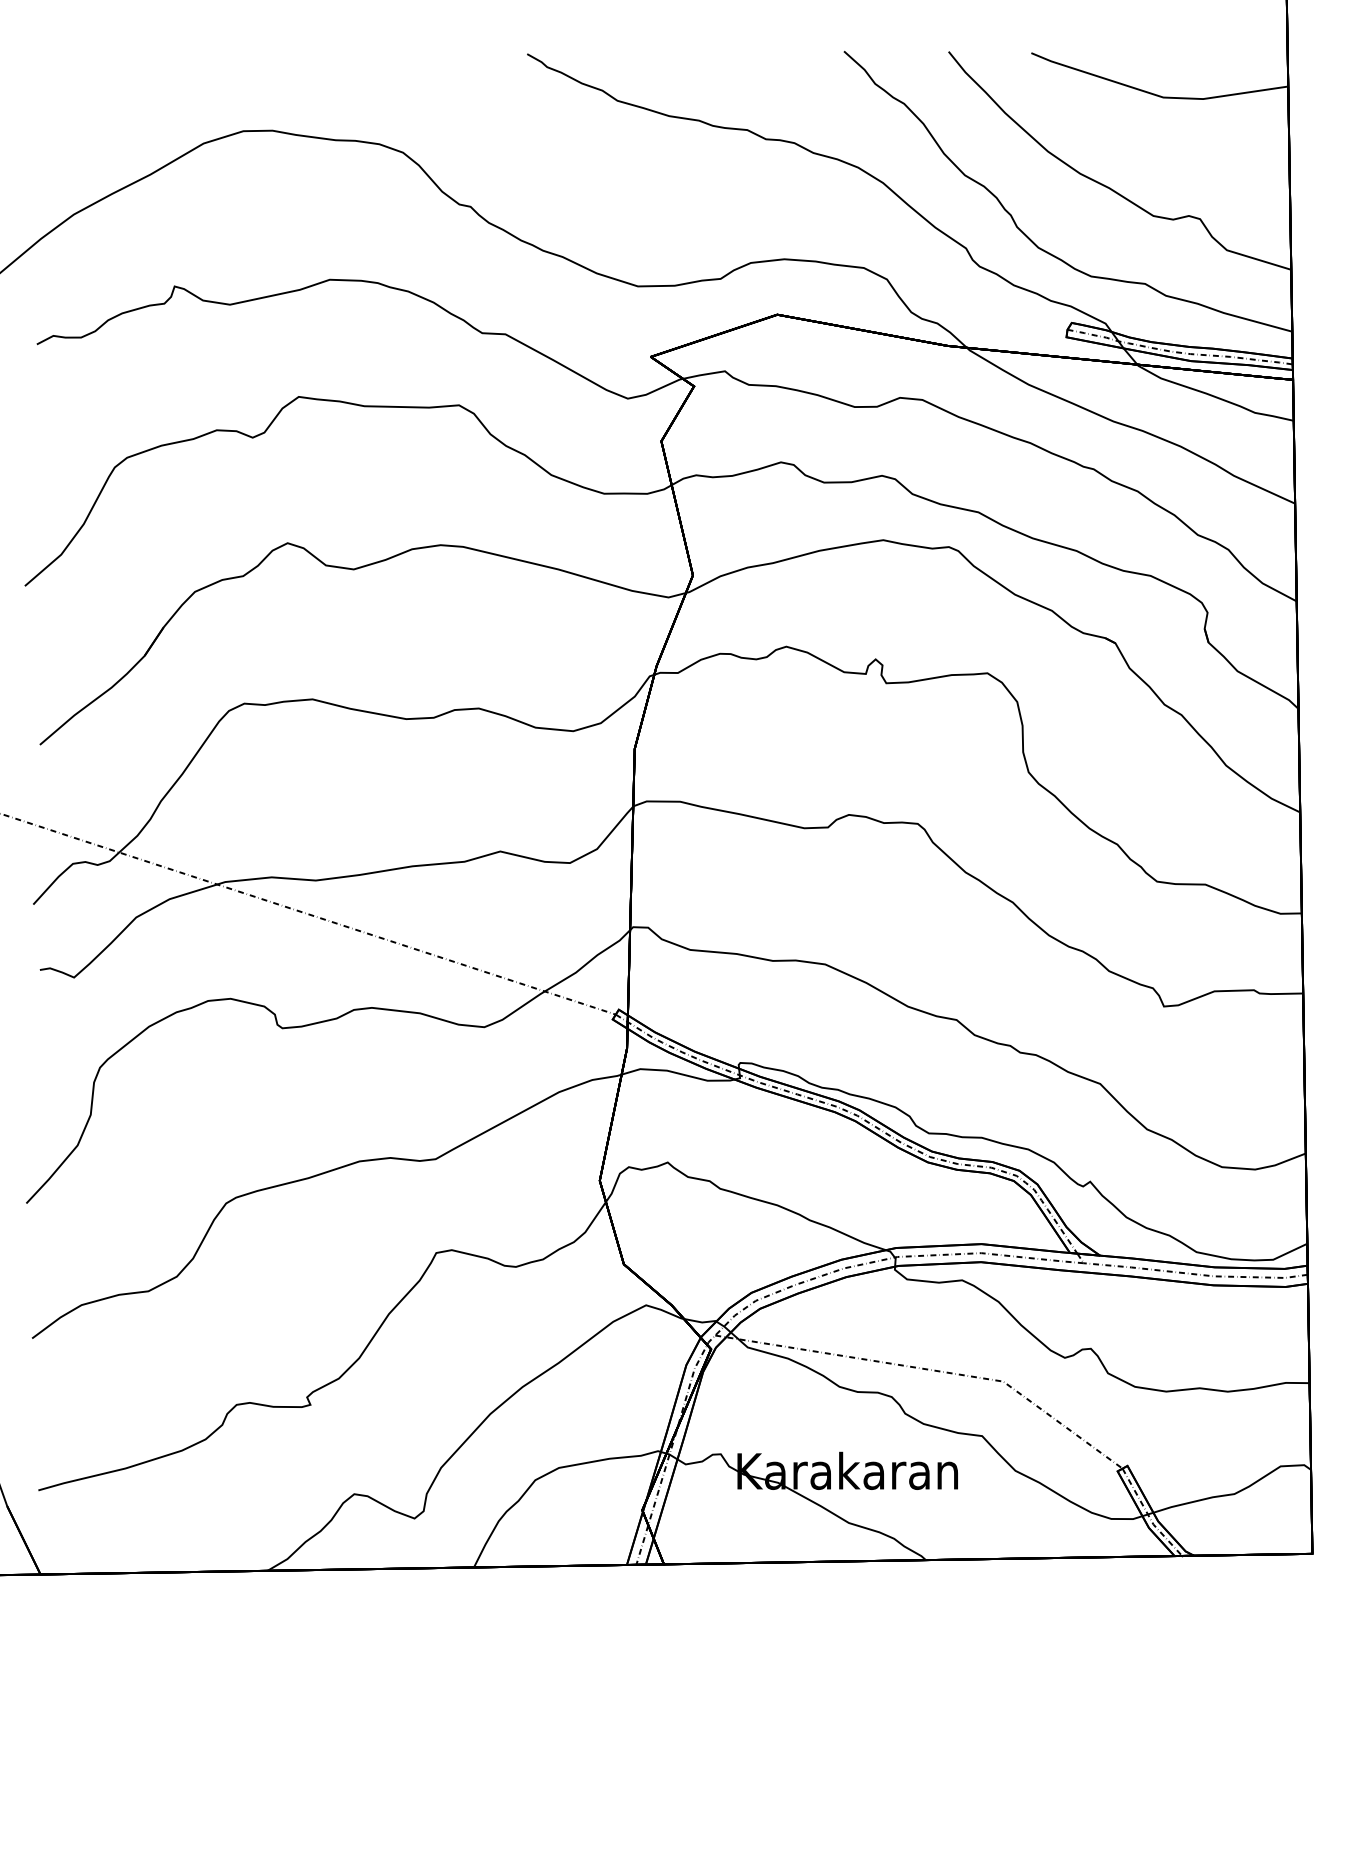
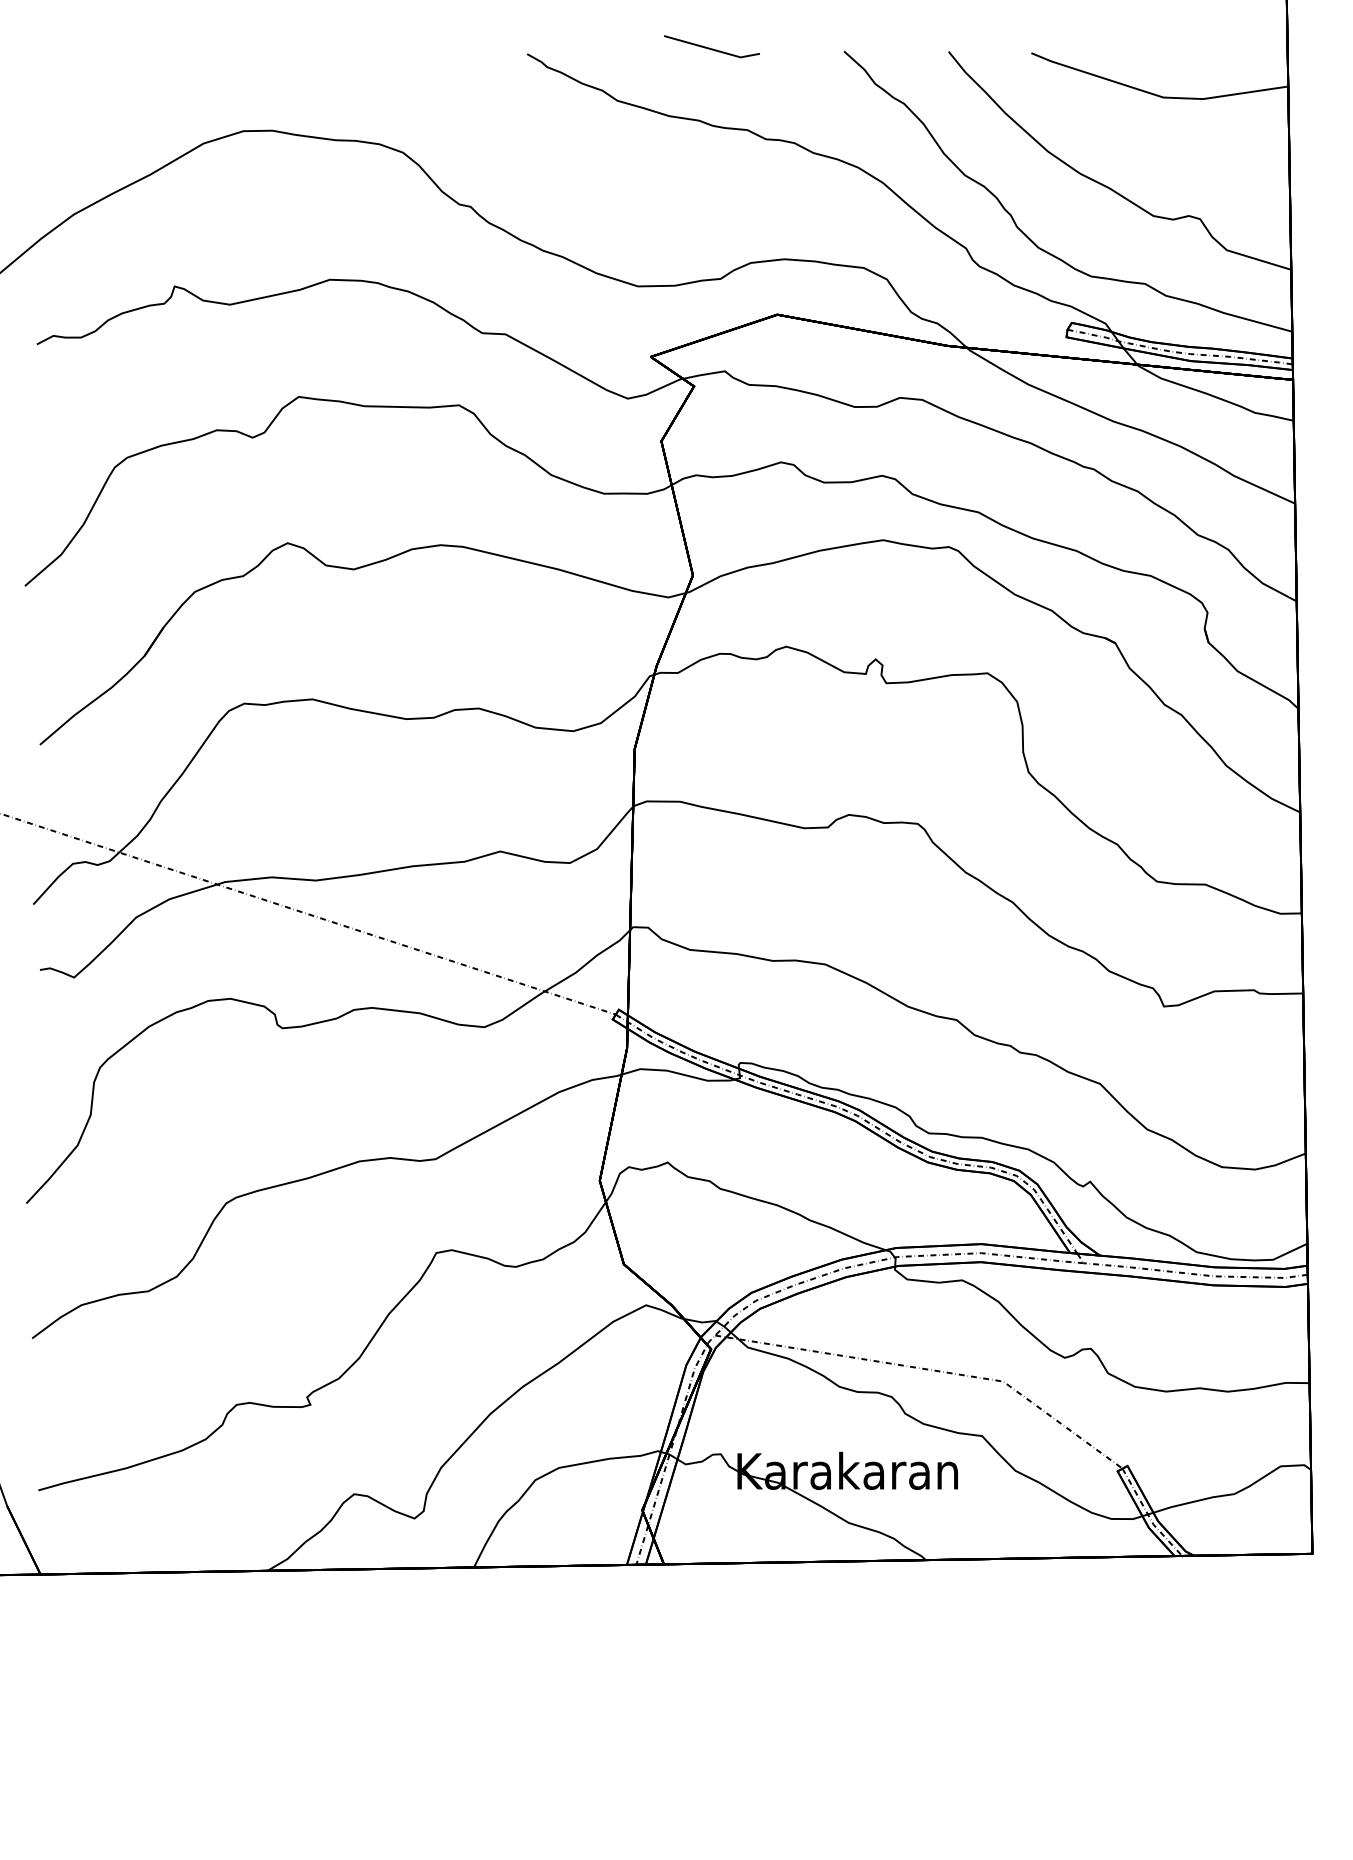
line: none -> present (711, 48)
